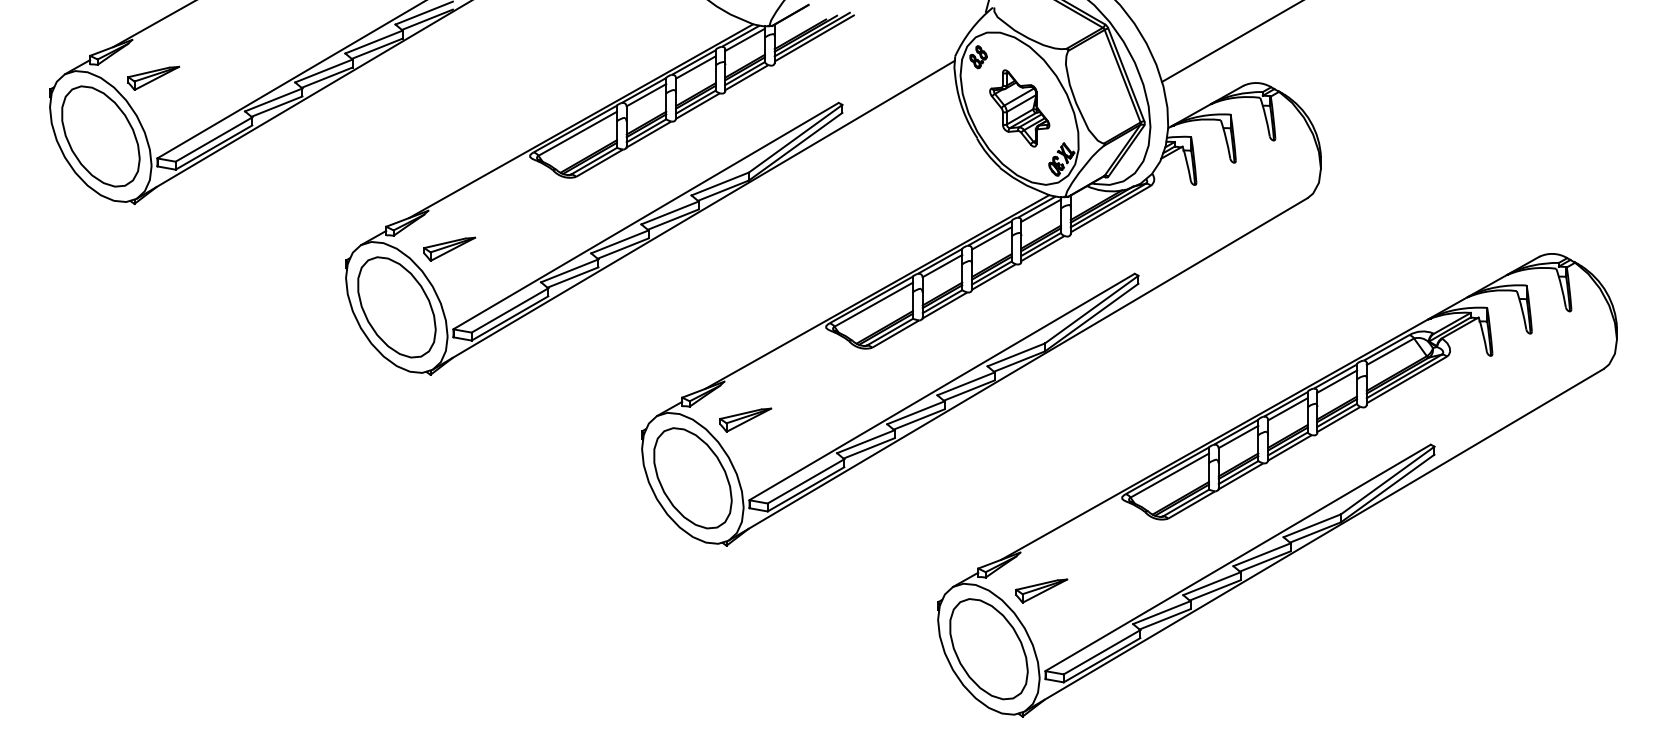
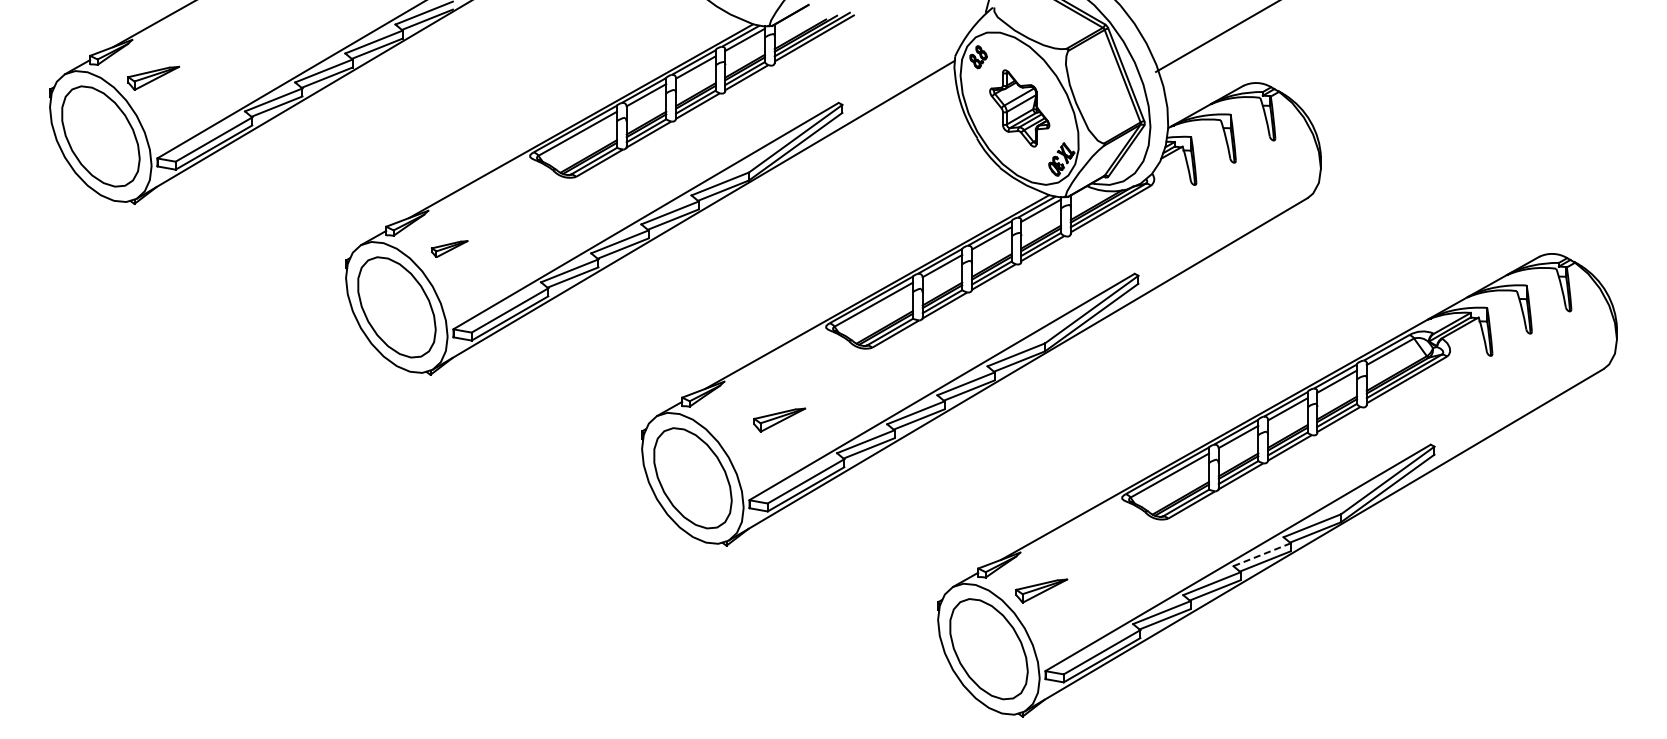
line position: (1230, 41) -> (1215, 36) (1215, 36)
part size: 54x26 px -> 38x18 px (449, 248)
part position: (745, 419) -> (779, 419) (779, 419)
line: solid -> dashed (1262, 554)
